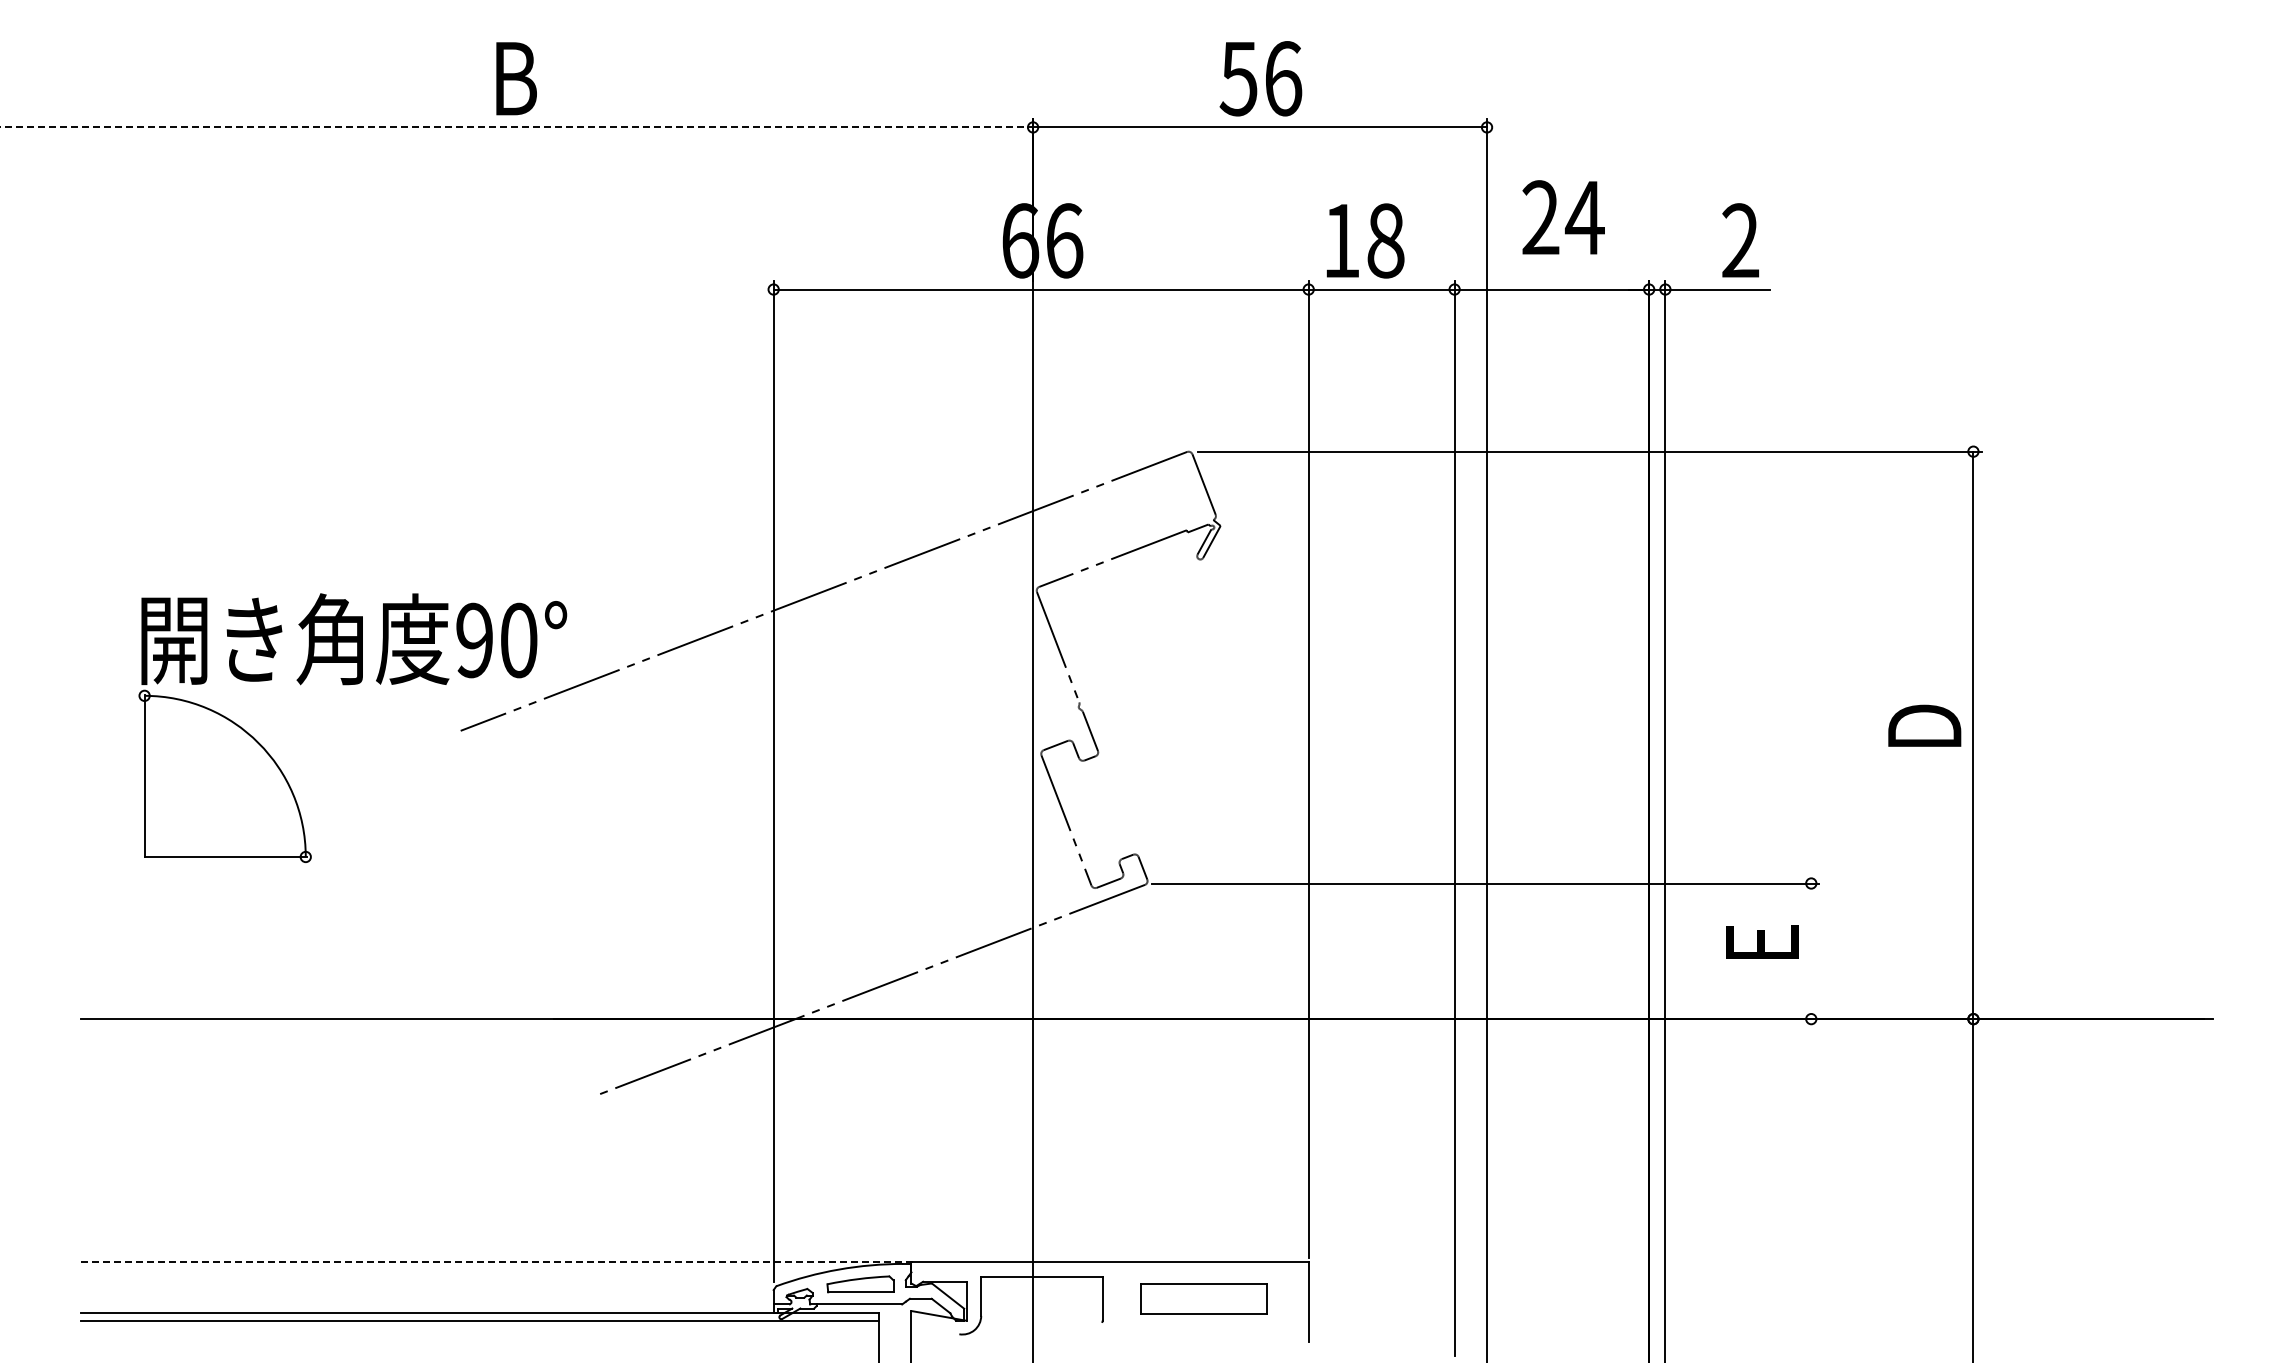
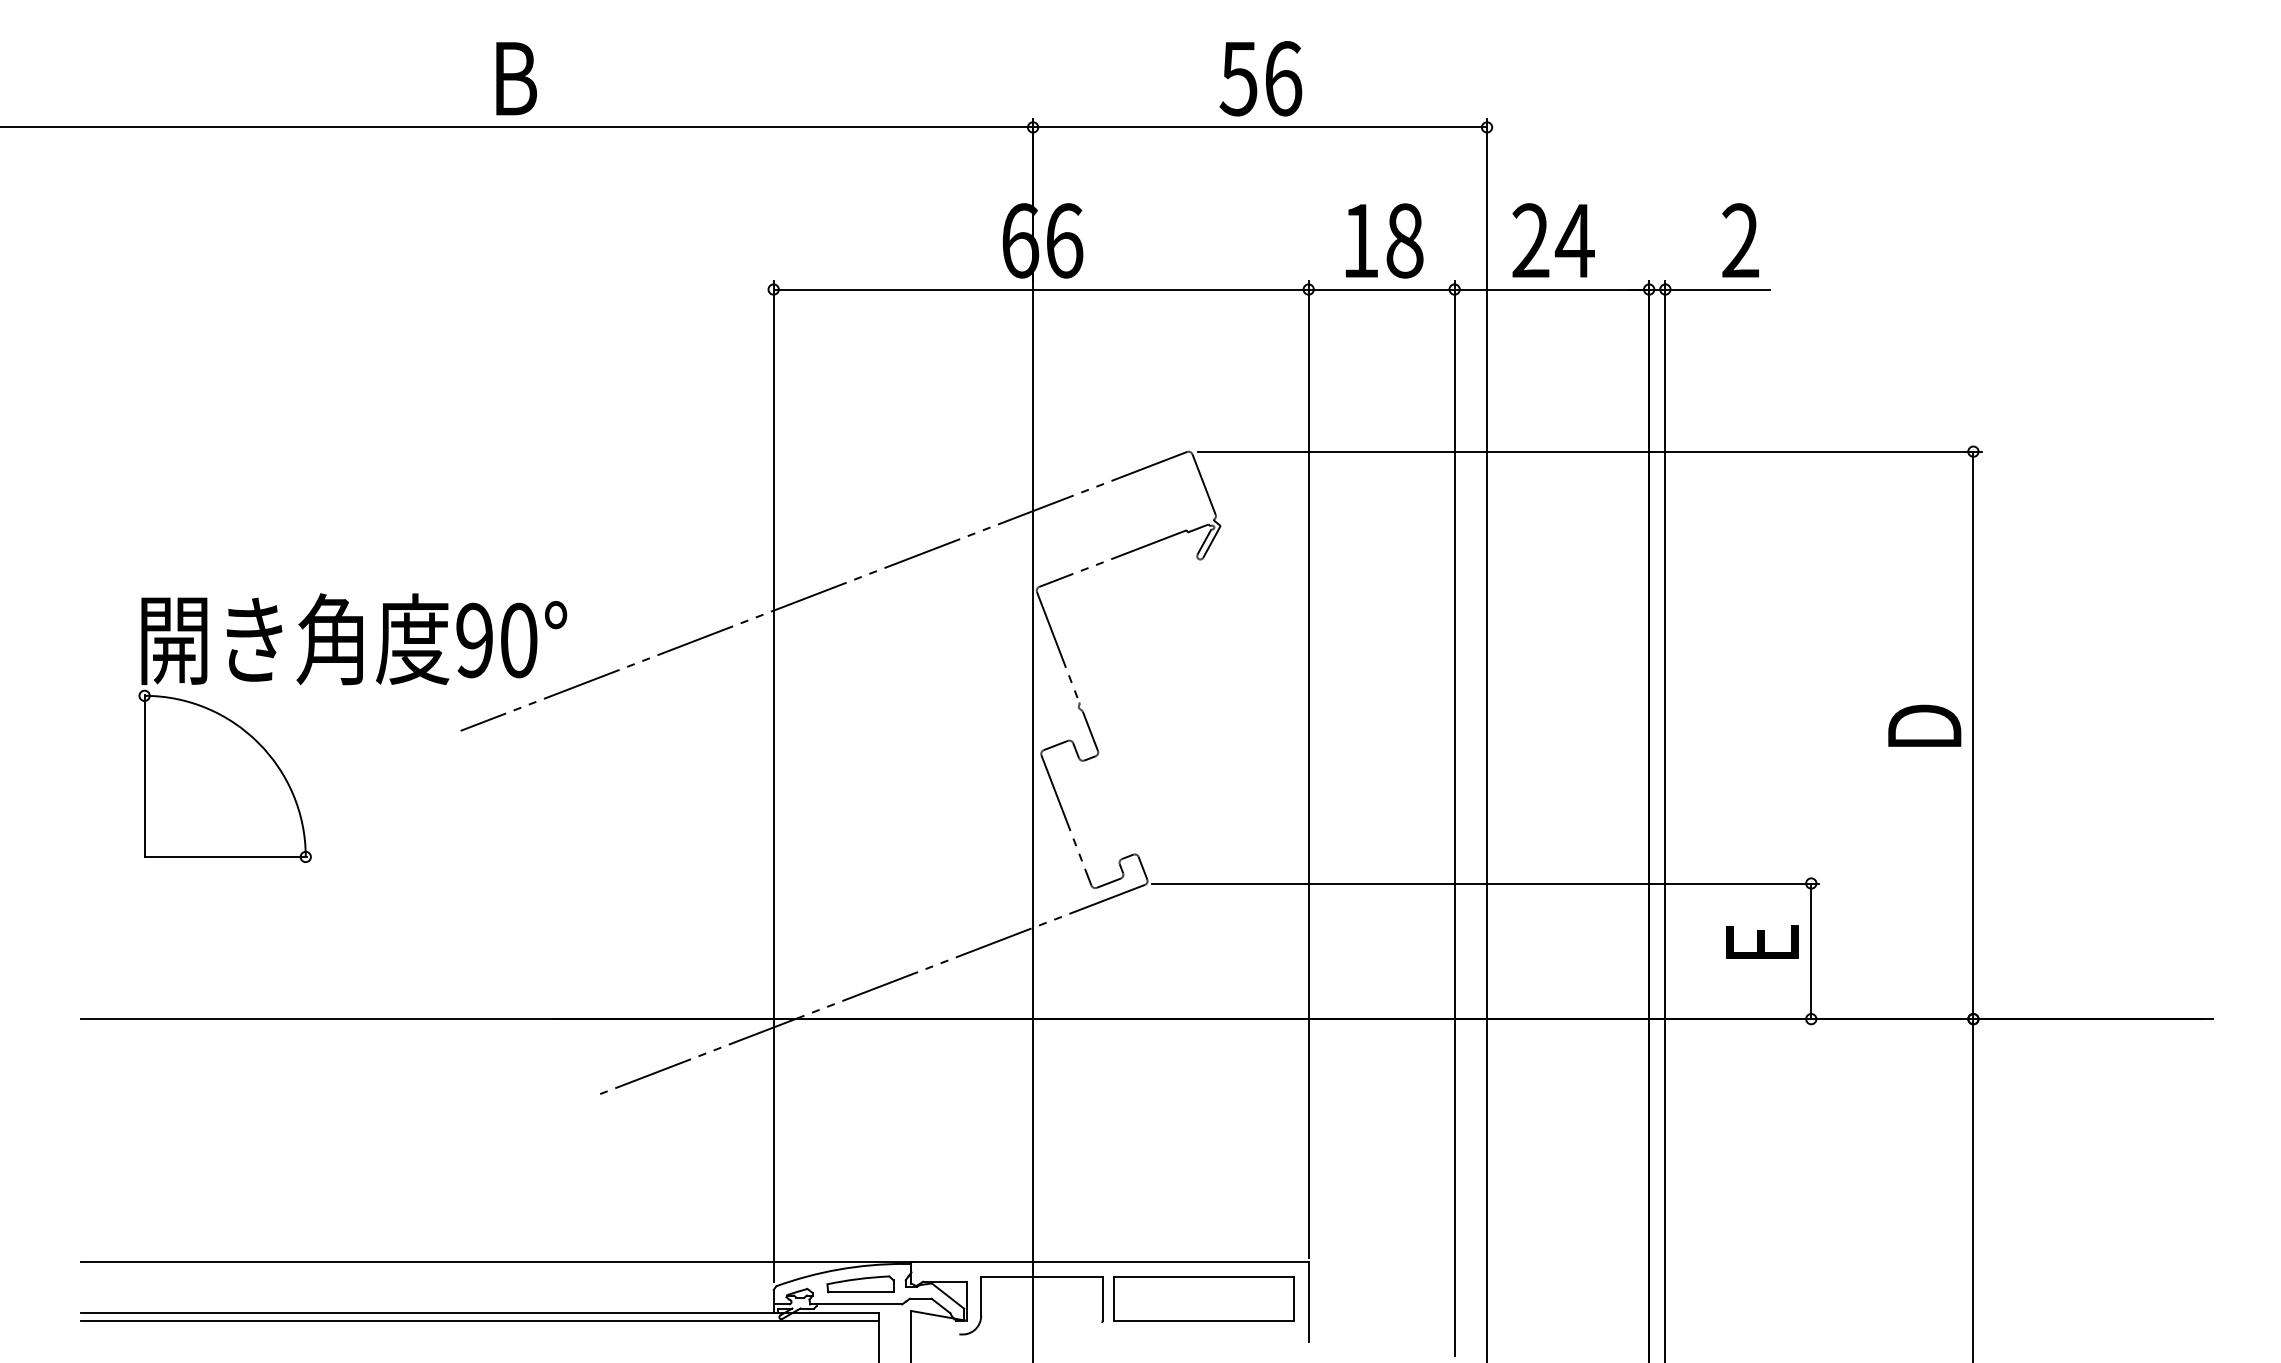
line: dashed -> solid (517, 127)
text position: (1563, 217) -> (1553, 240) (1553, 240)
text position: (1365, 240) -> (1384, 240) (1384, 240)
line: none -> present (1811, 951)
line: dashed -> solid (498, 1262)
part size: 128x32 px -> 182x46 px (1203, 1298)
